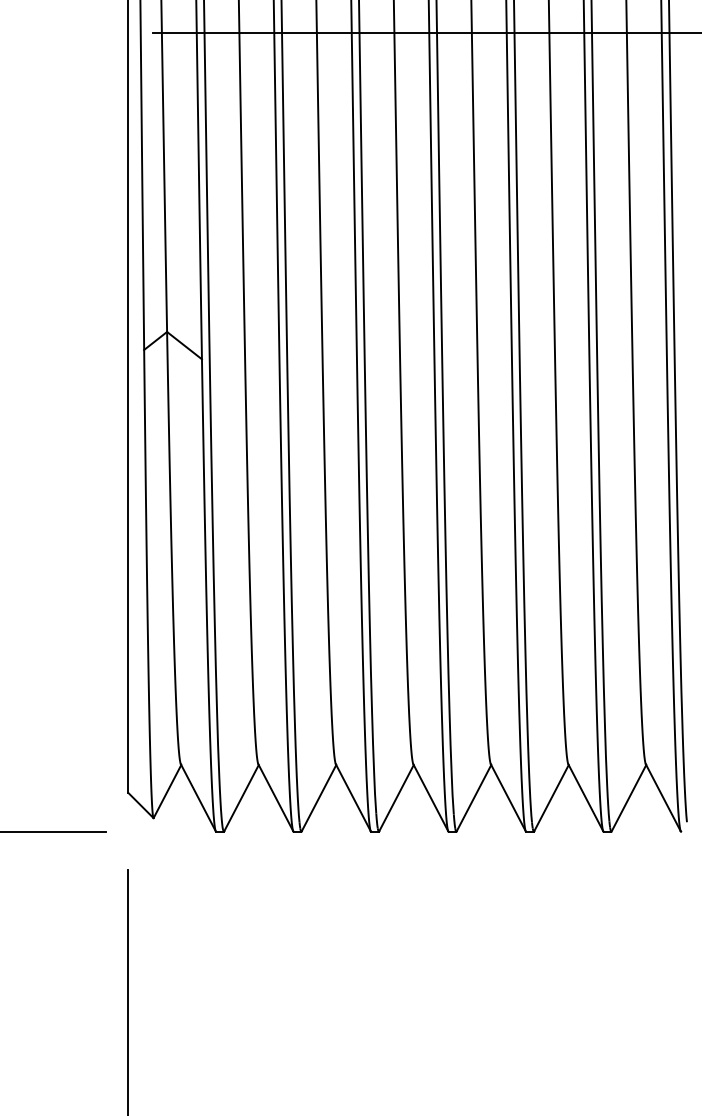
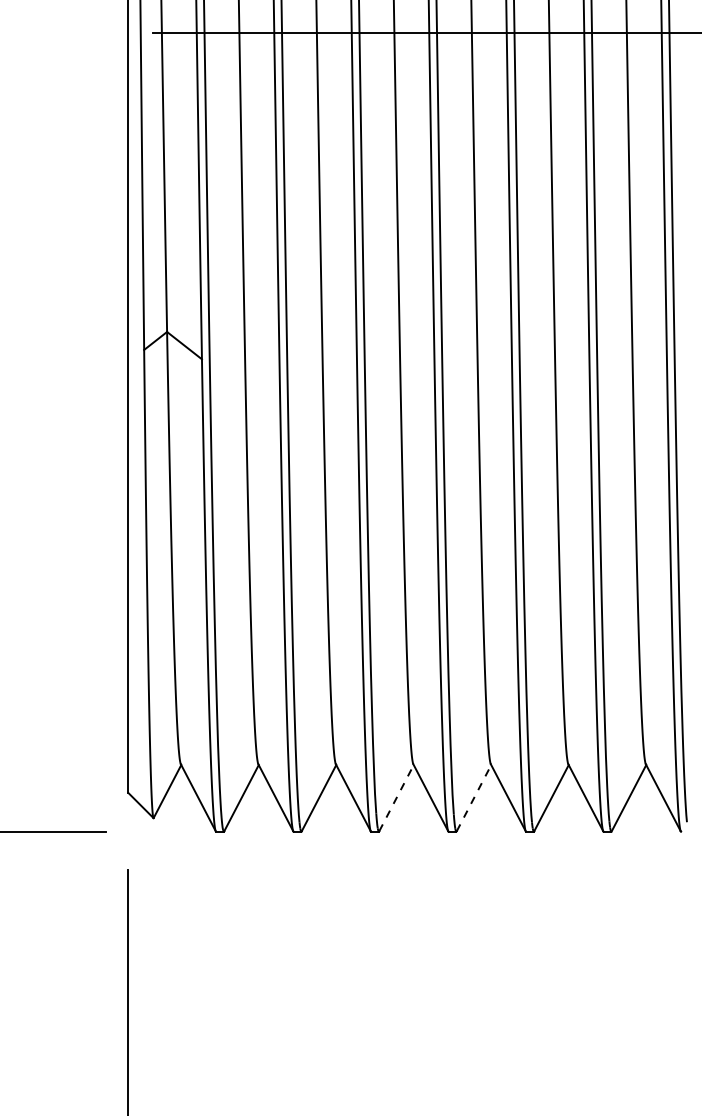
line: solid -> dashed (396, 797)
line: solid -> dashed (474, 797)
